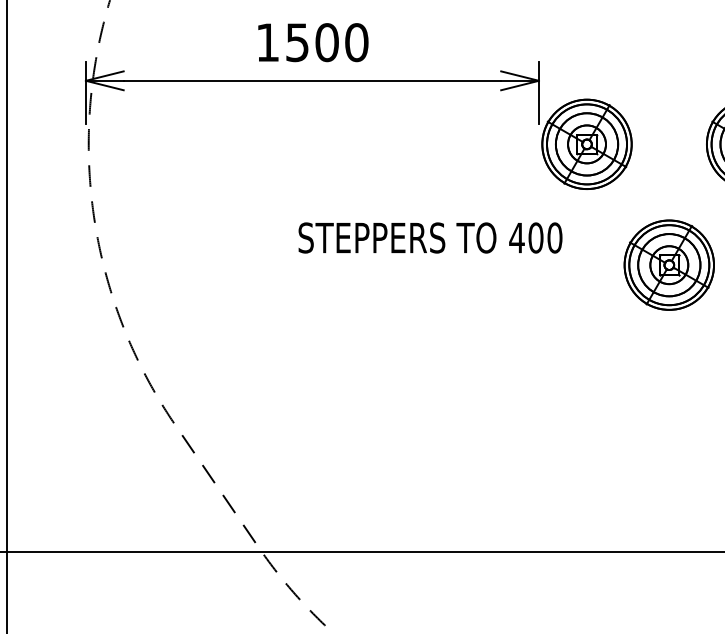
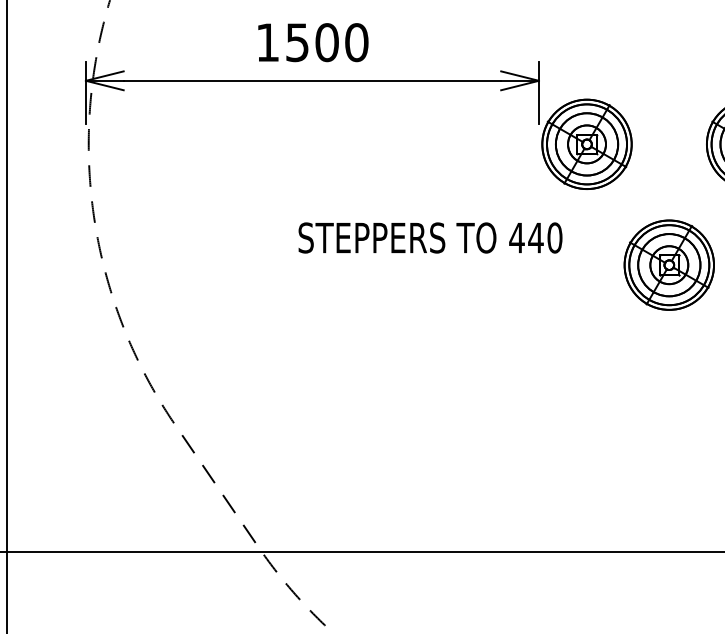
text: 400 -> 440 (535, 237)
